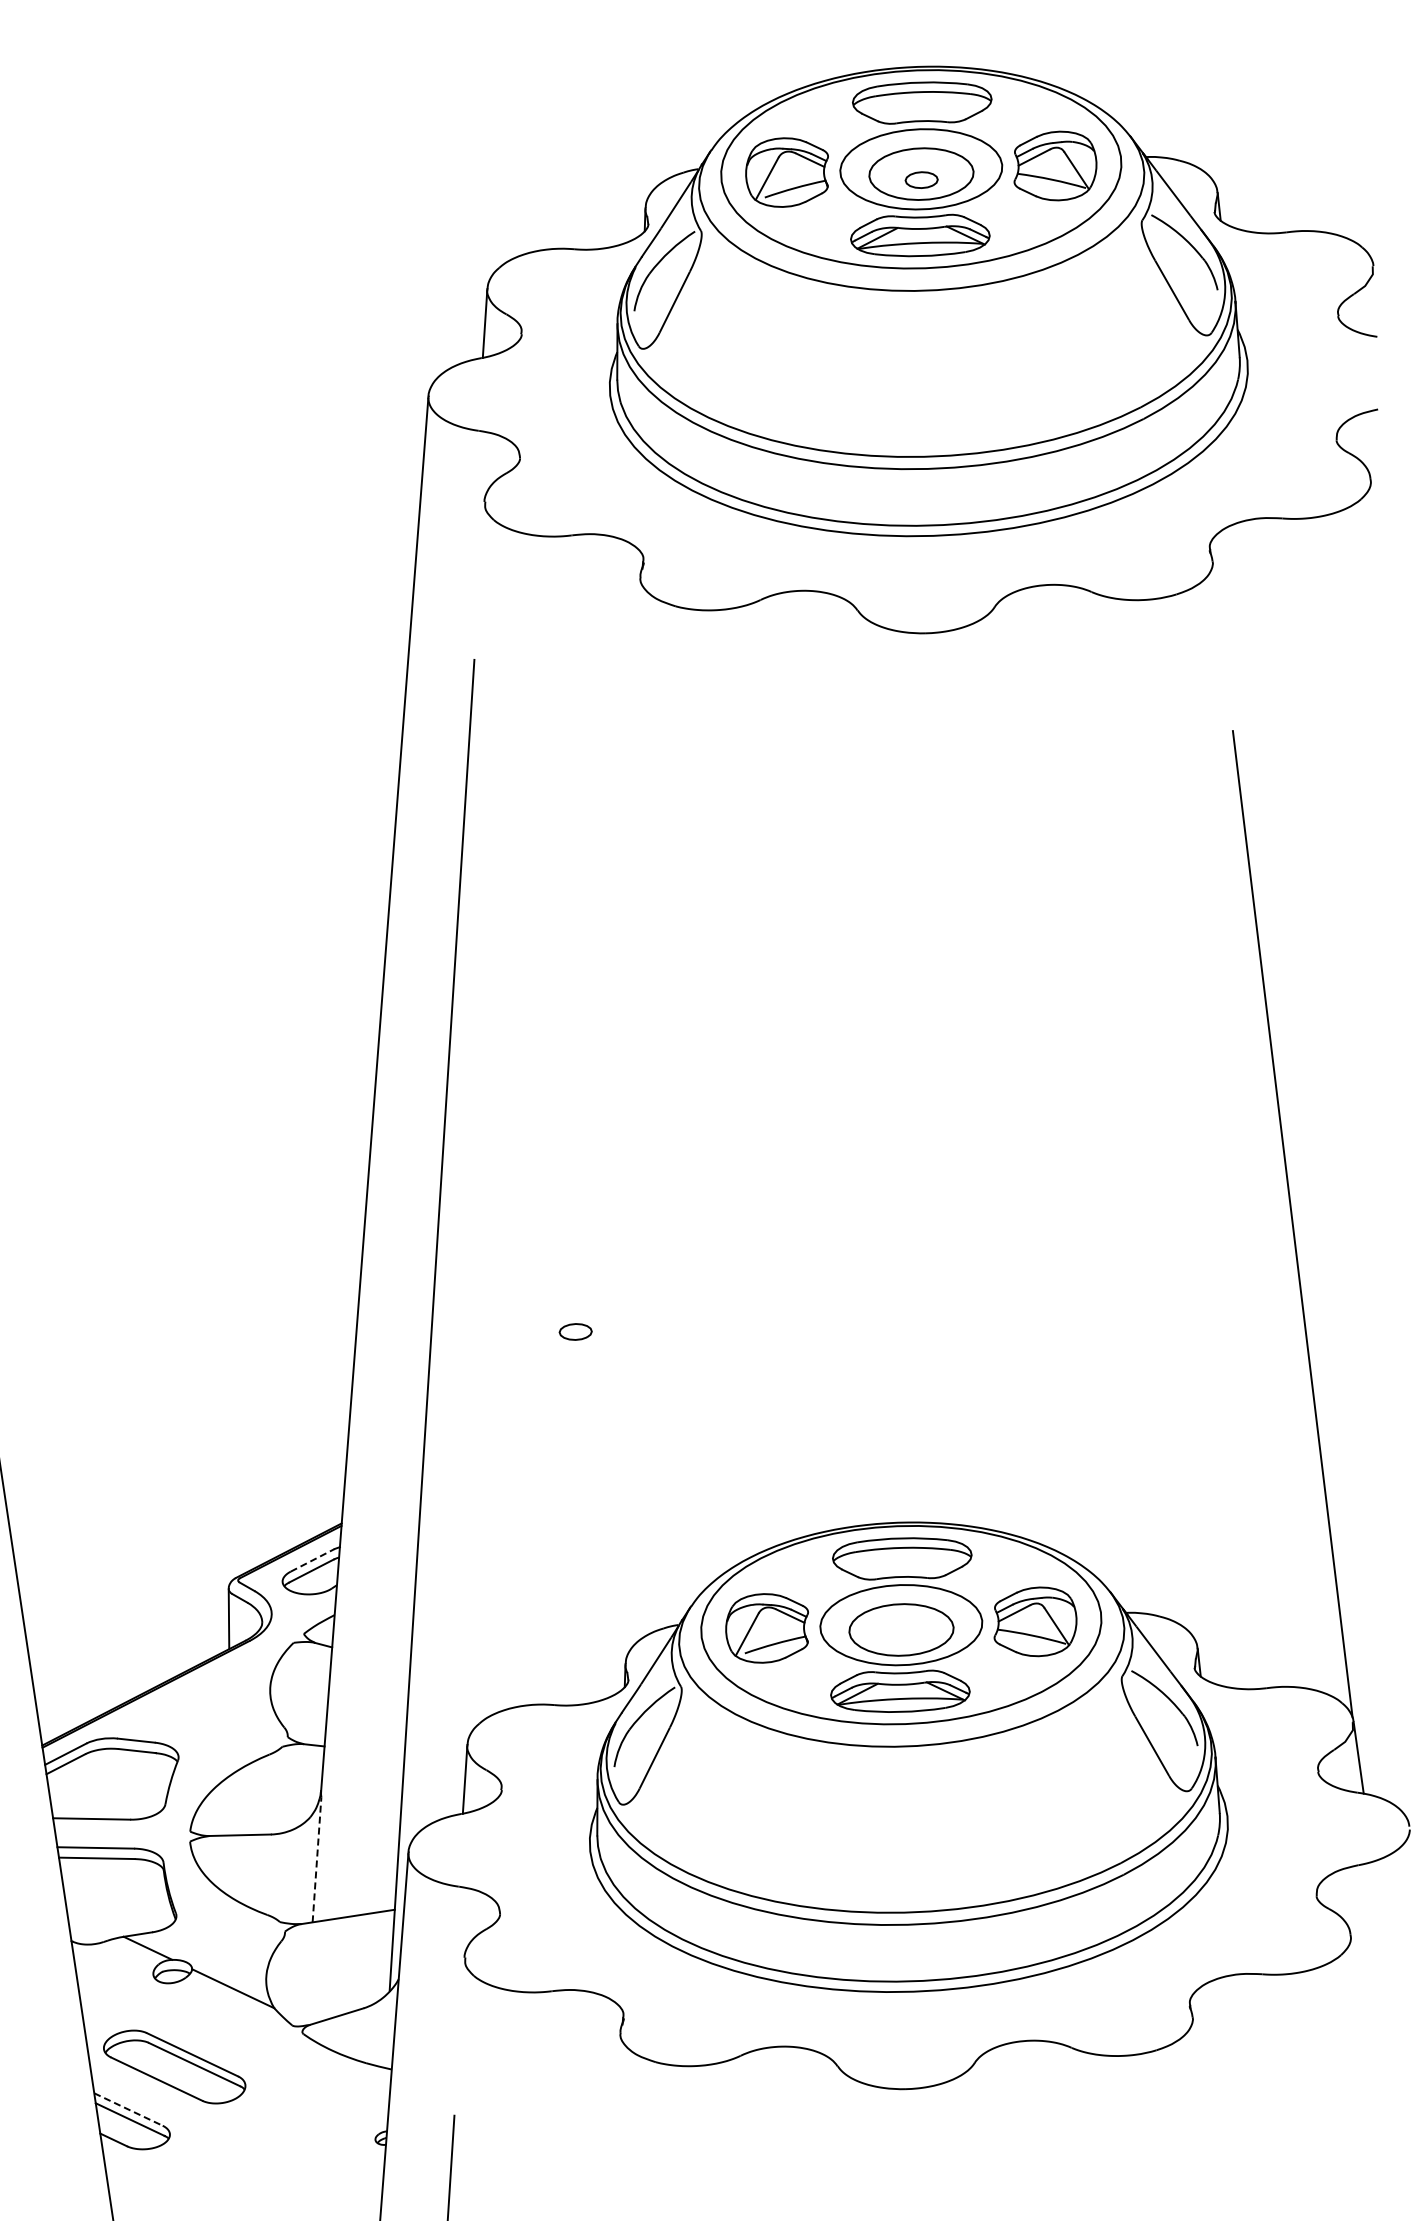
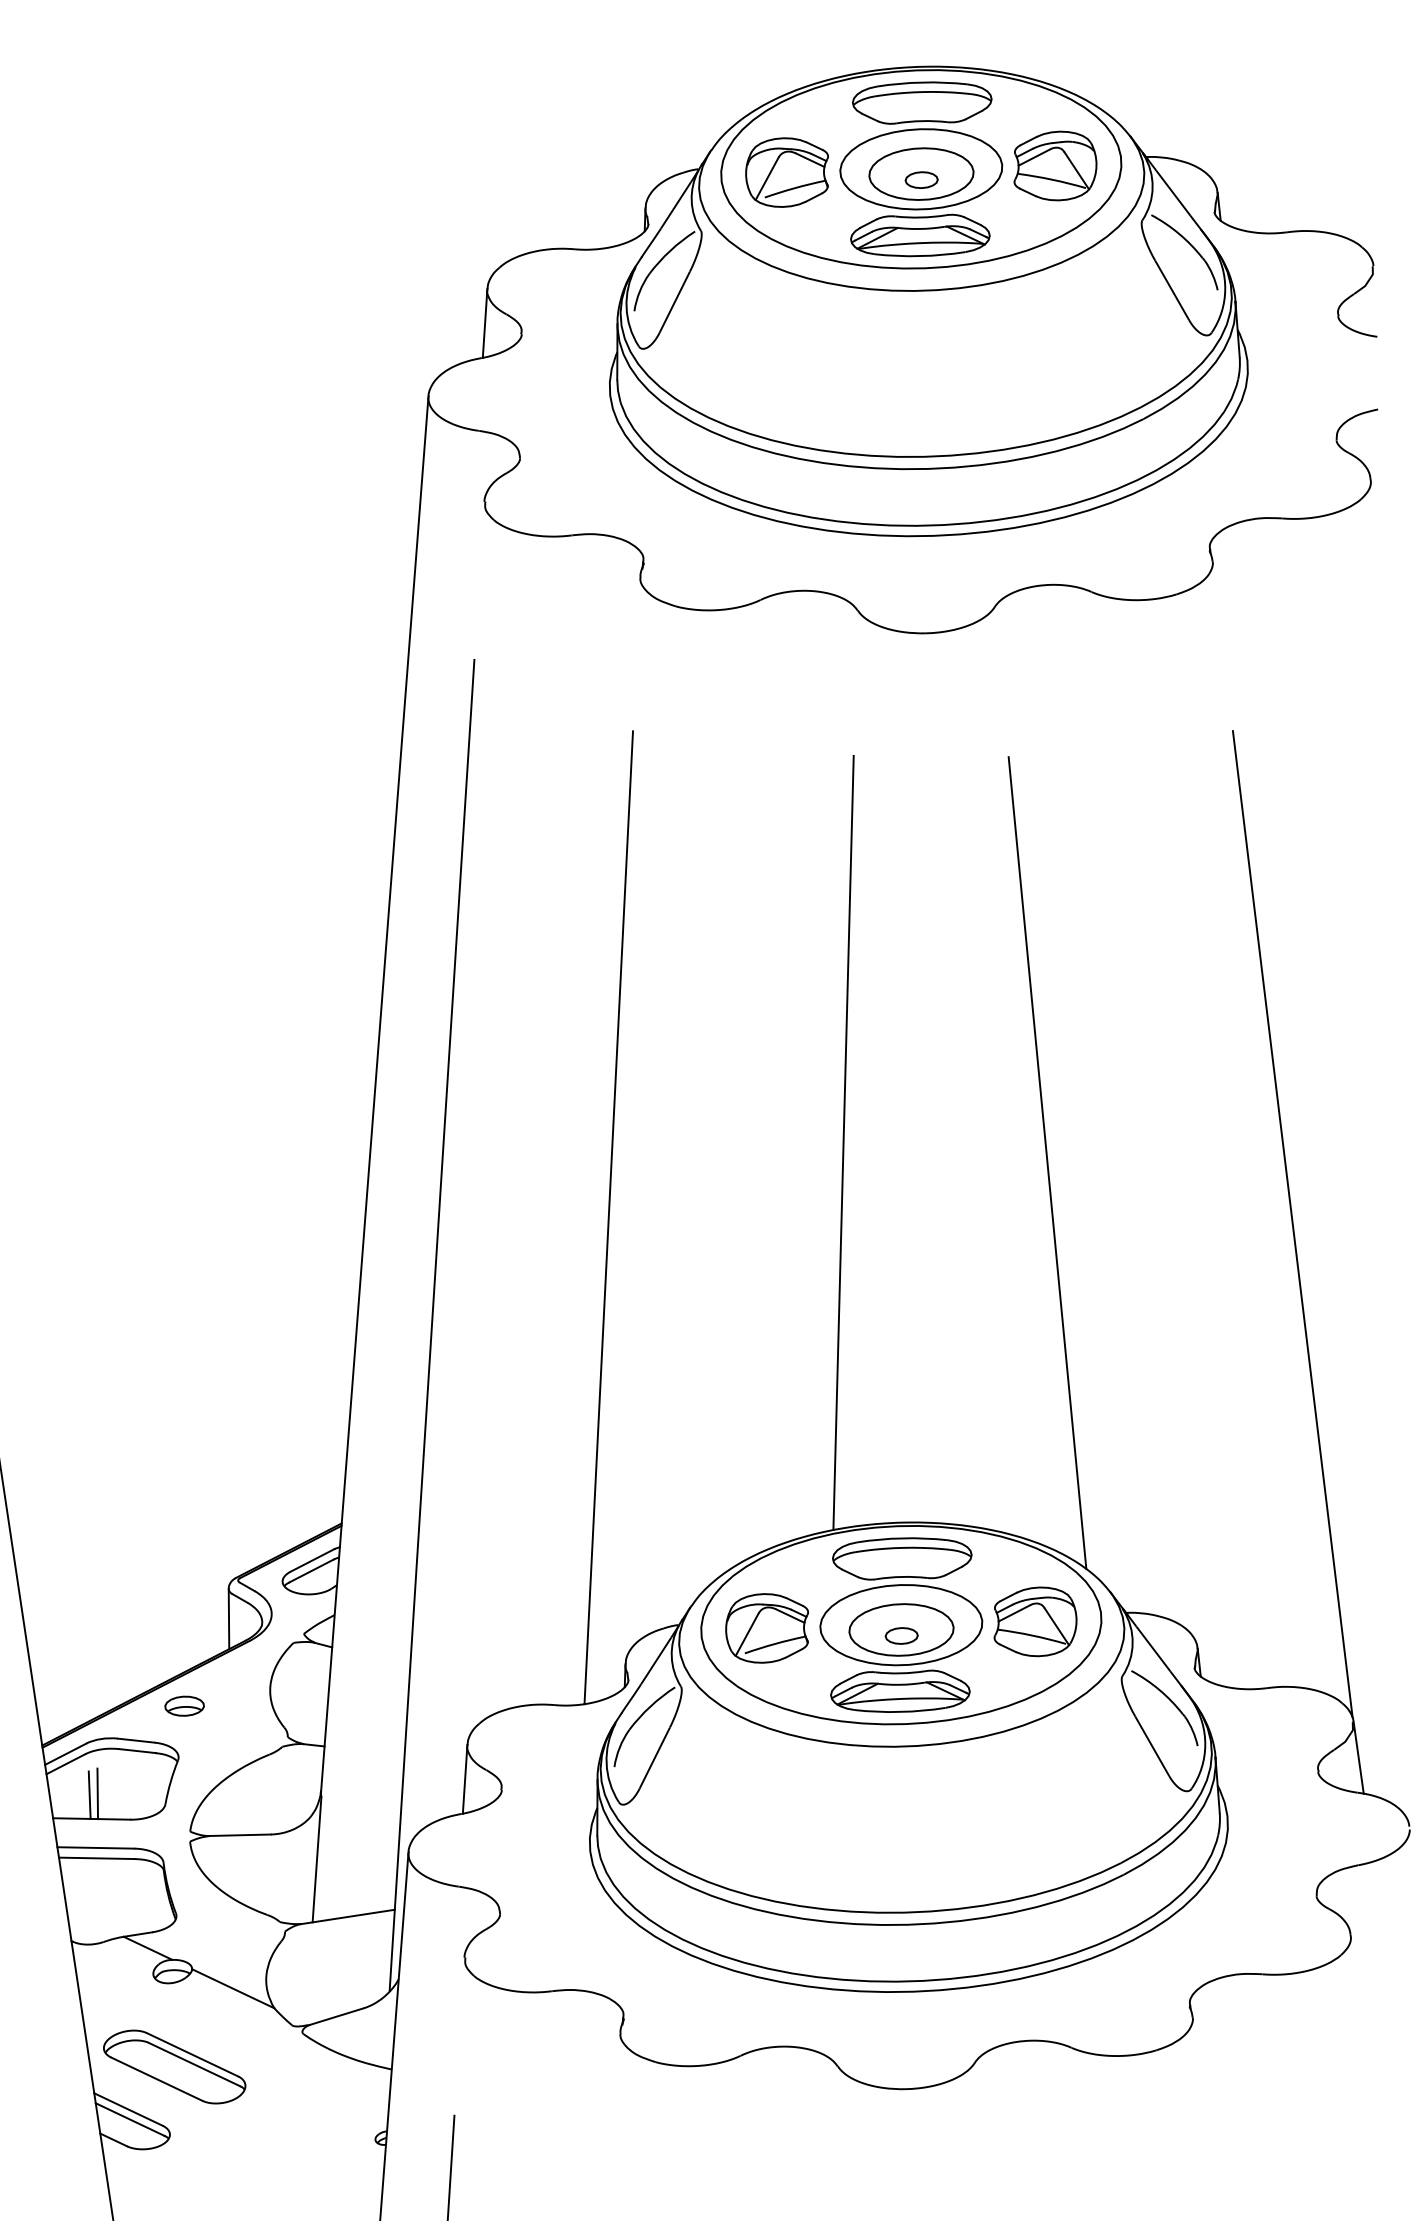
line: none -> present (843, 1142)
line: none -> present (1047, 1162)
line: none -> present (608, 1217)
part position: (575, 1331) -> (901, 1635) (901, 1635)
line: dashed -> solid (312, 1560)
part: none -> present (184, 1705)
line: none -> present (97, 1793)
line: none -> present (89, 1794)
line: dashed -> solid (317, 1859)
line: dashed -> solid (128, 2109)
